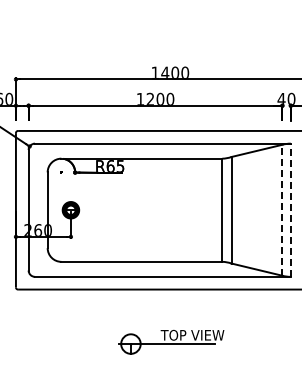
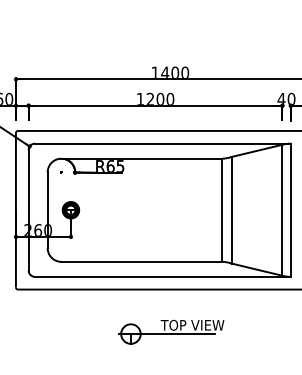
line: dashed -> solid (282, 209)
line: dashed -> solid (290, 210)
part position: (171, 341) -> (171, 331) (171, 331)
